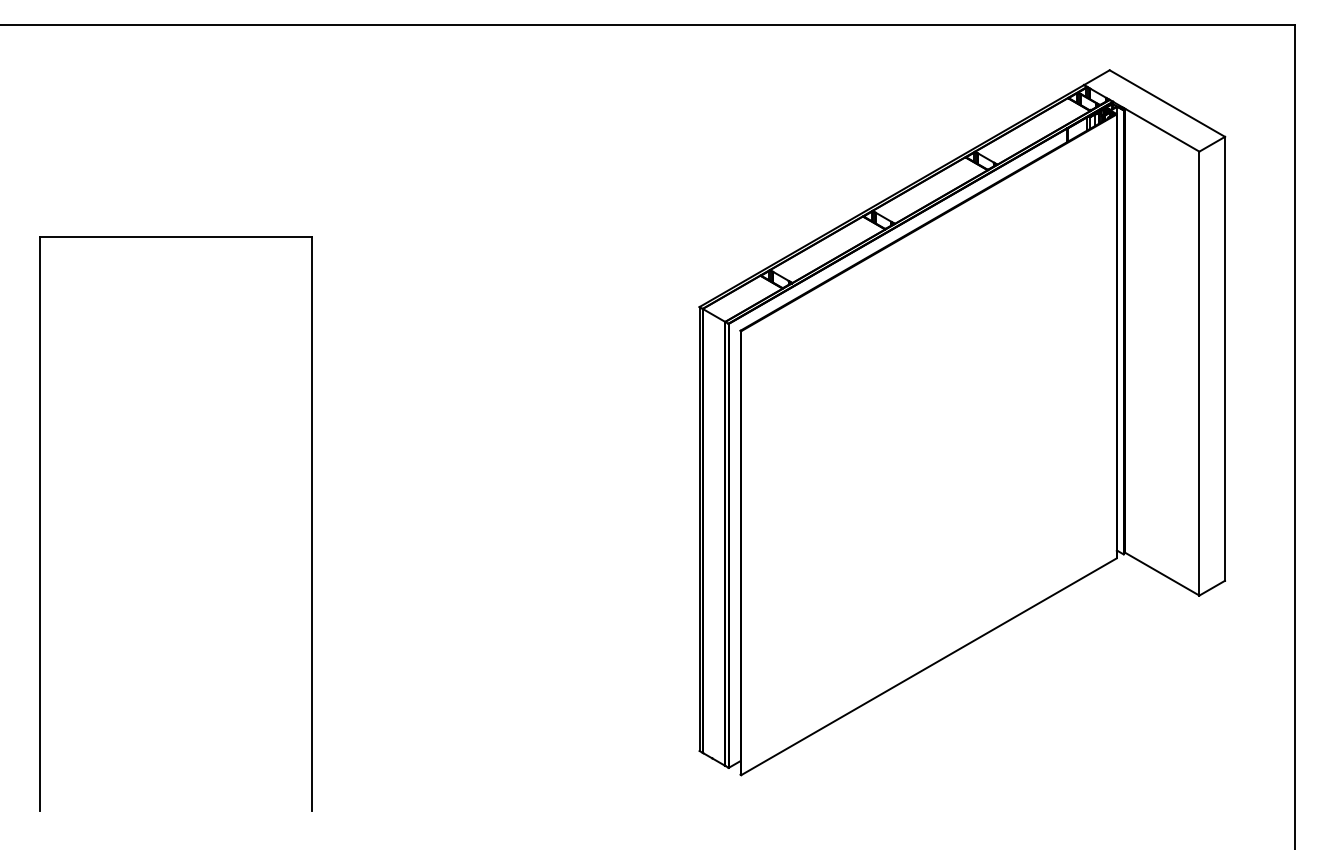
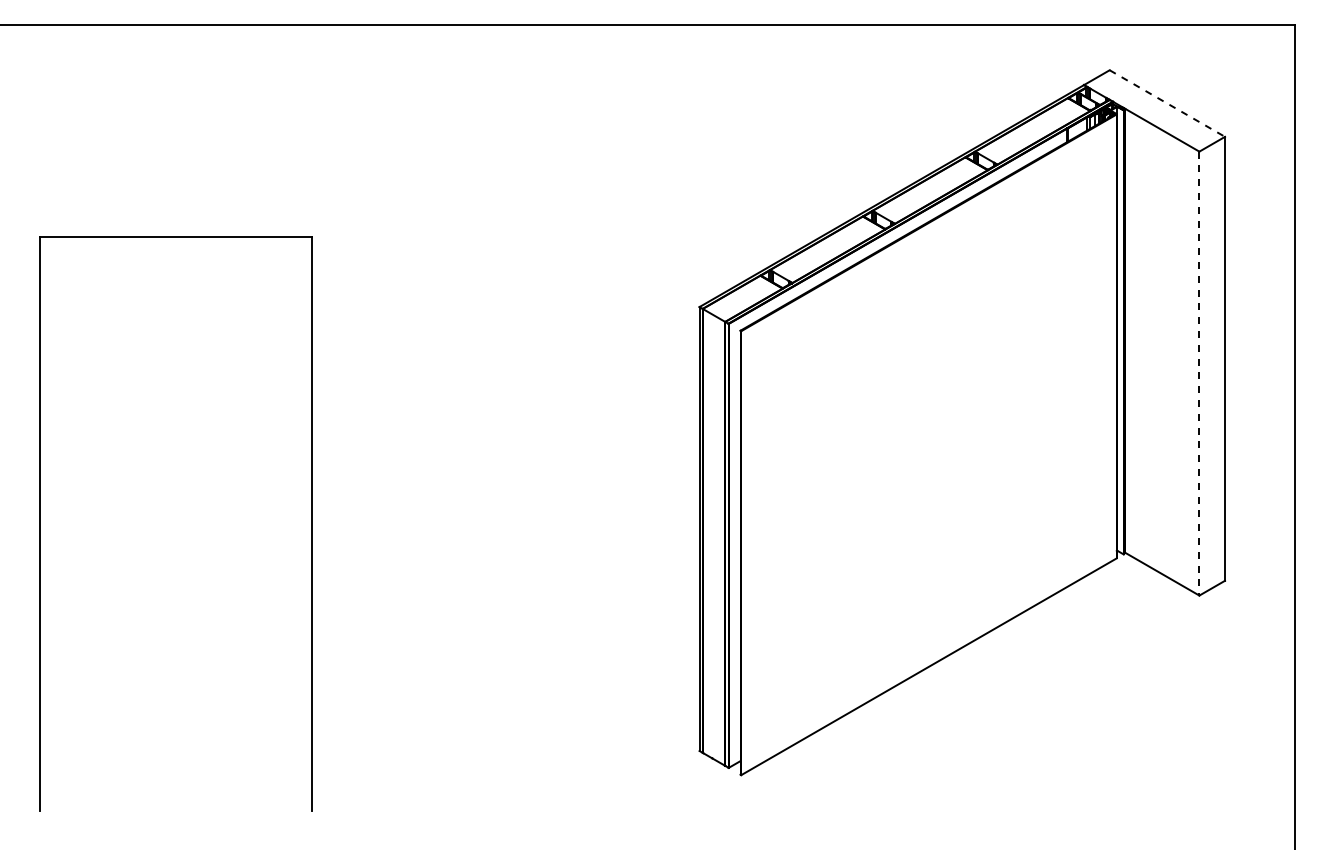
line: solid -> dashed (1167, 103)
line: solid -> dashed (1199, 373)
